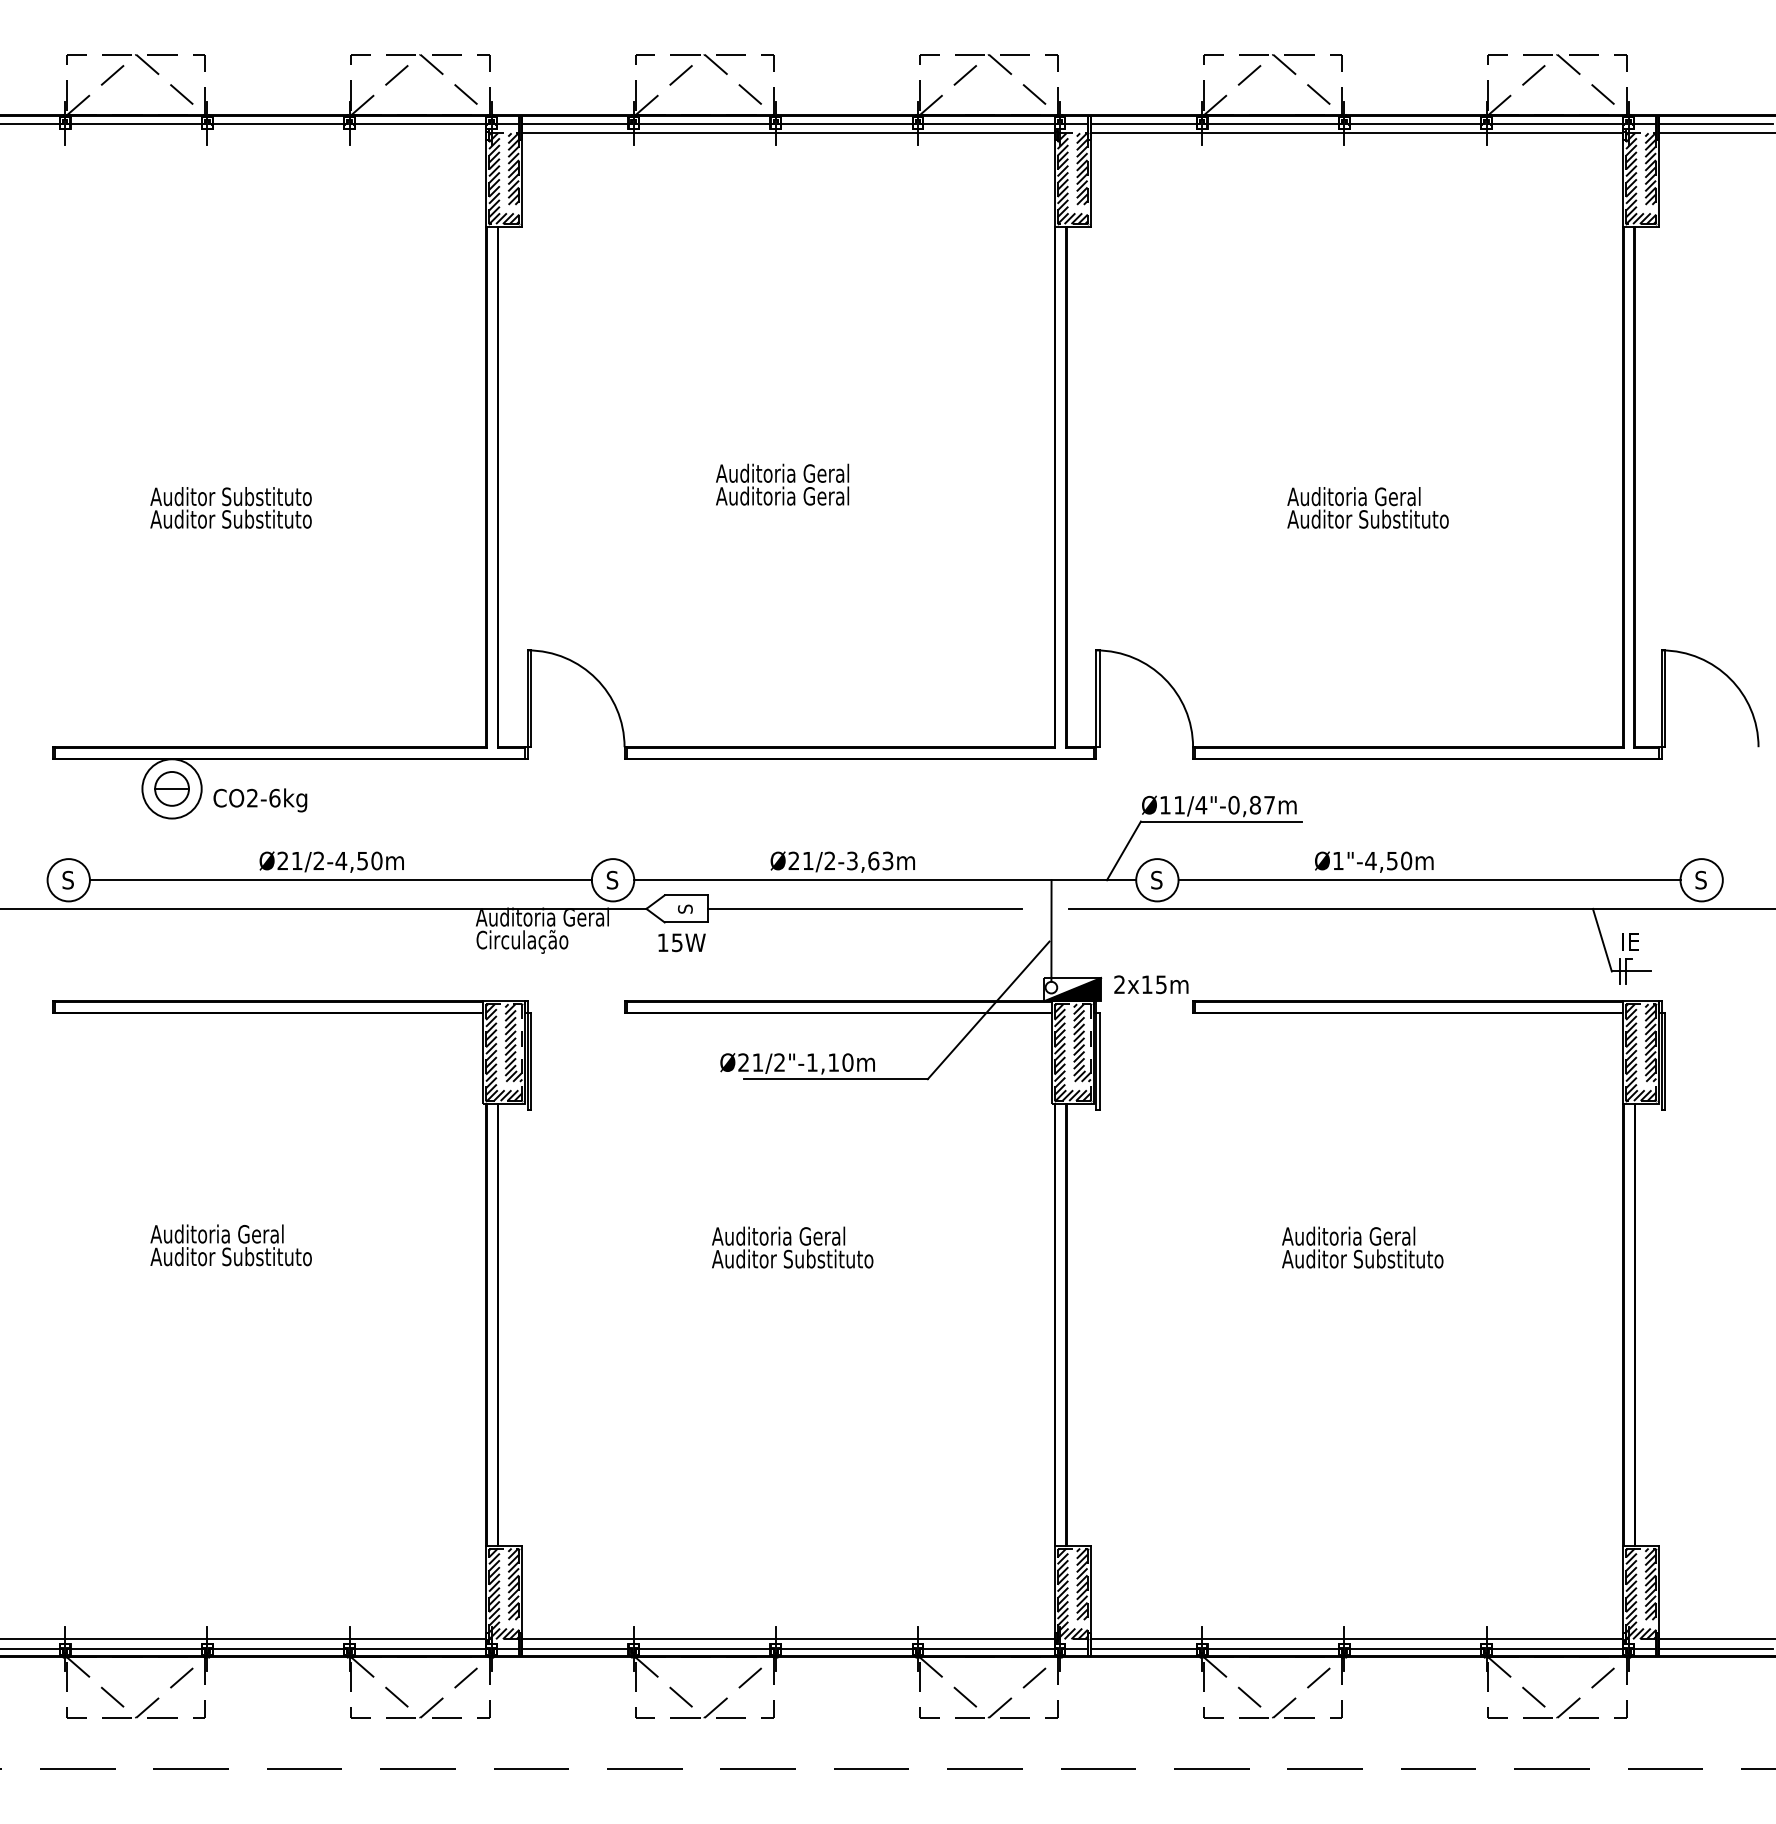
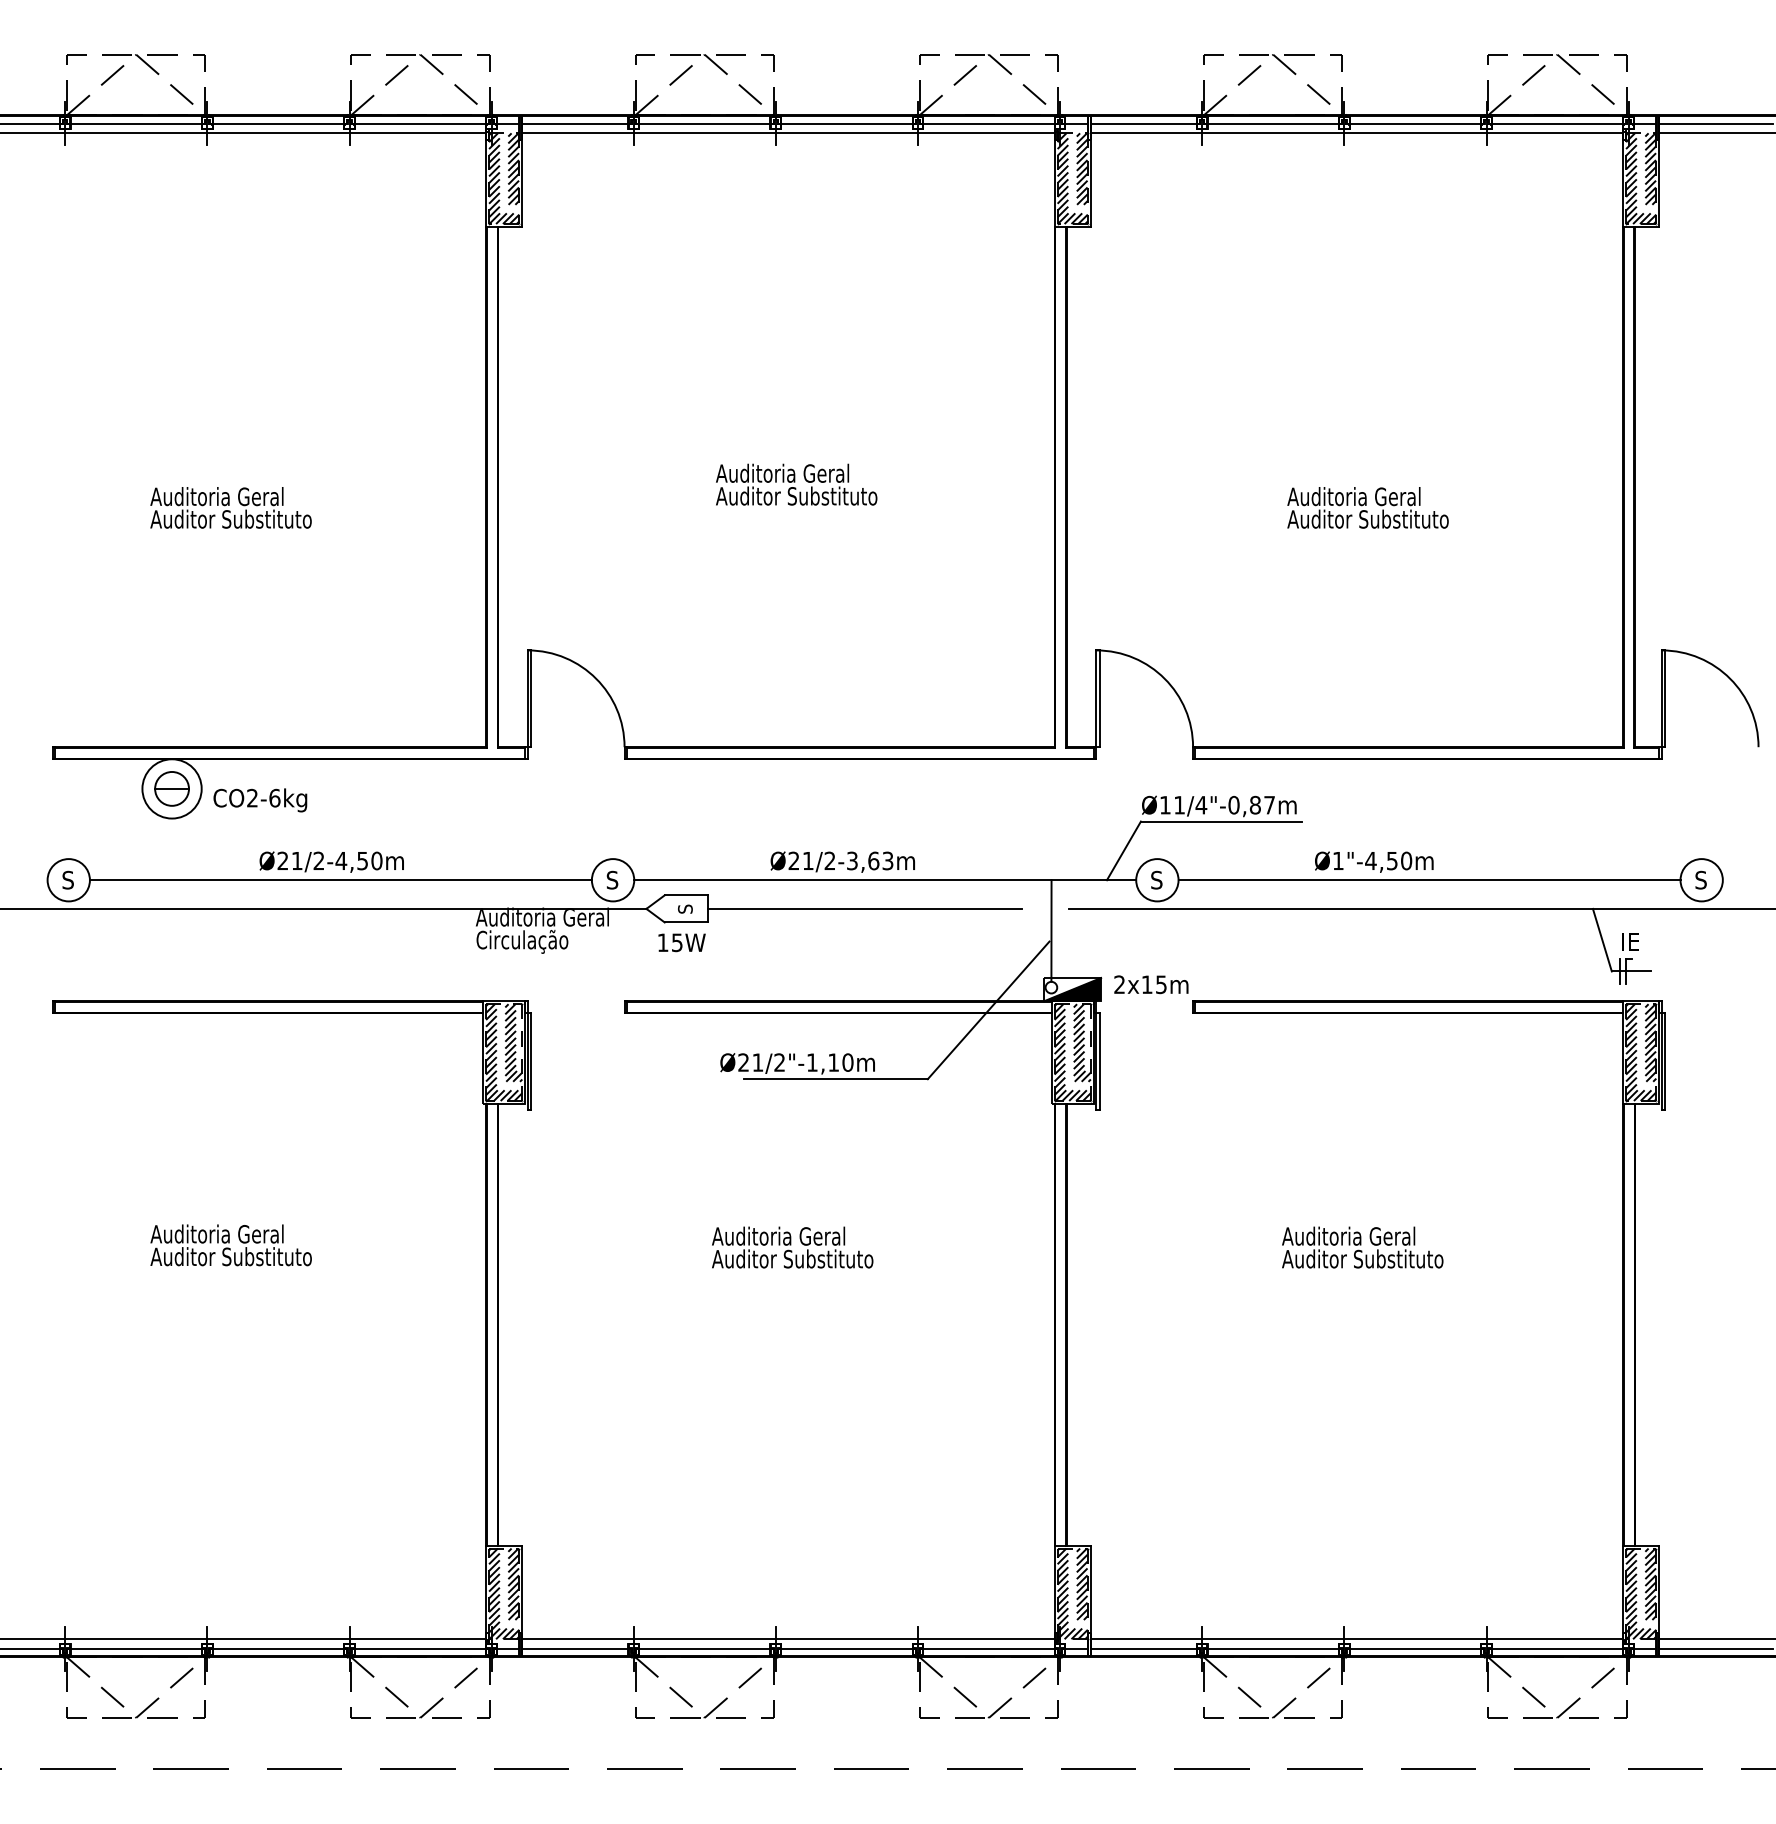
line: none -> present (244, 133)
text: Auditoria Geral -> Auditor Substituto (829, 495)
text: Auditor Substituto -> Auditoria Geral (264, 496)
